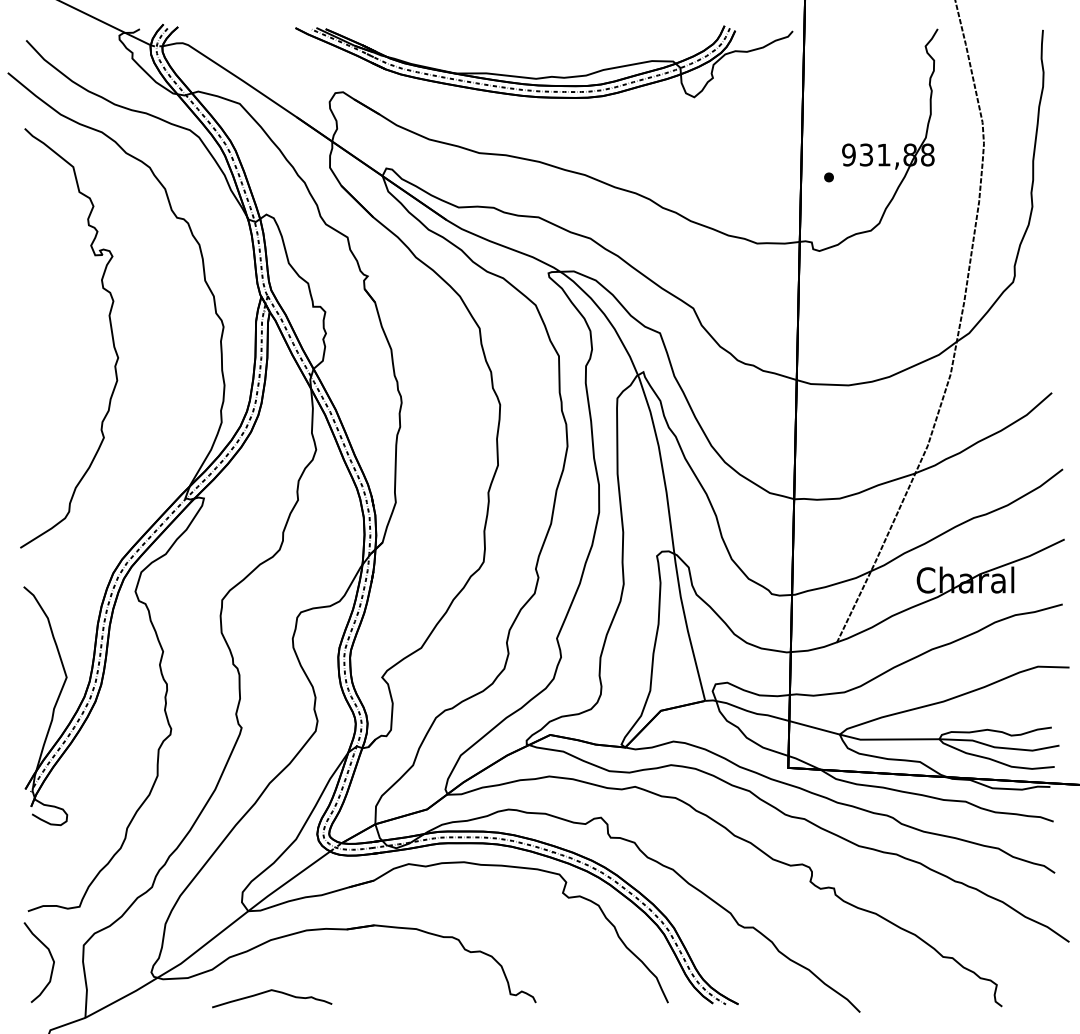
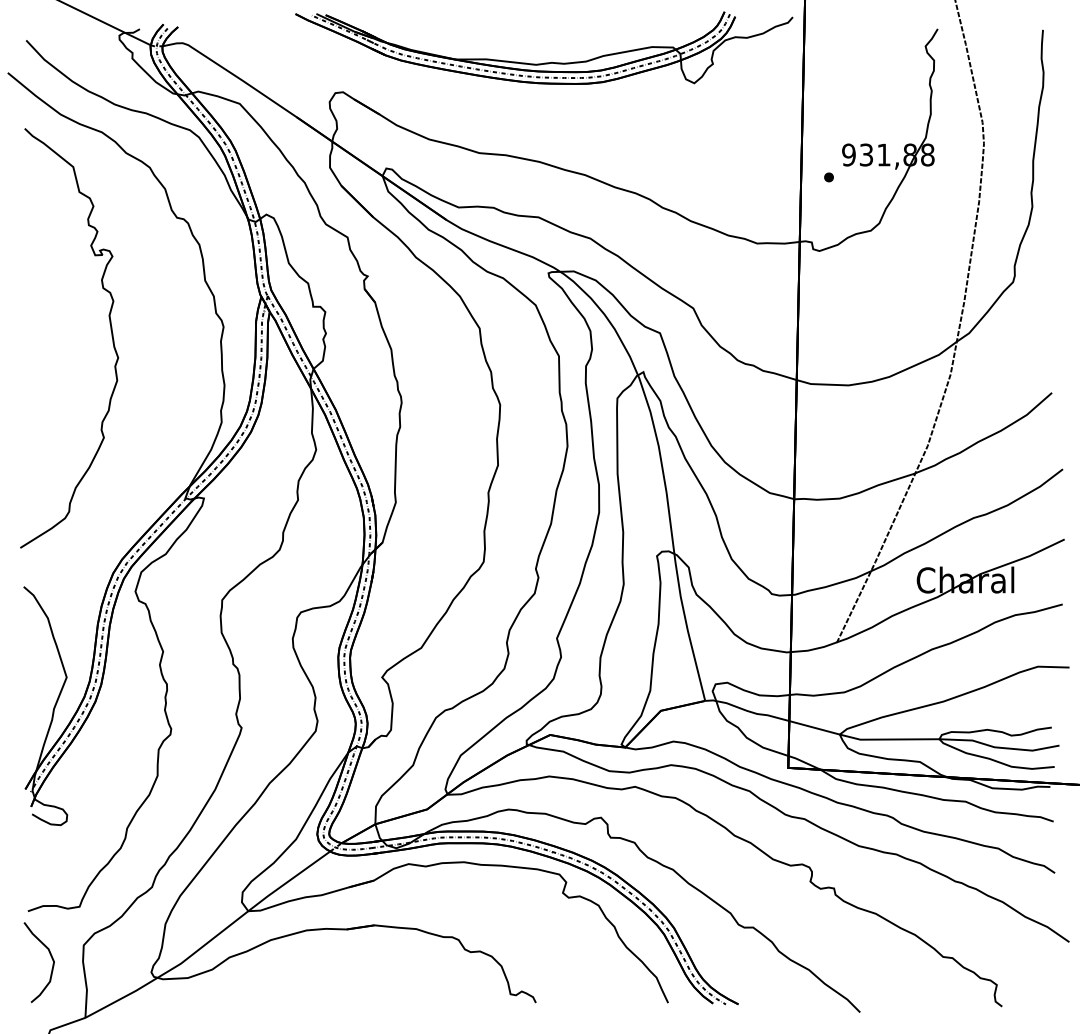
part position: (544, 76) -> (544, 62) (544, 62)
curve: present -> none (272, 991)
